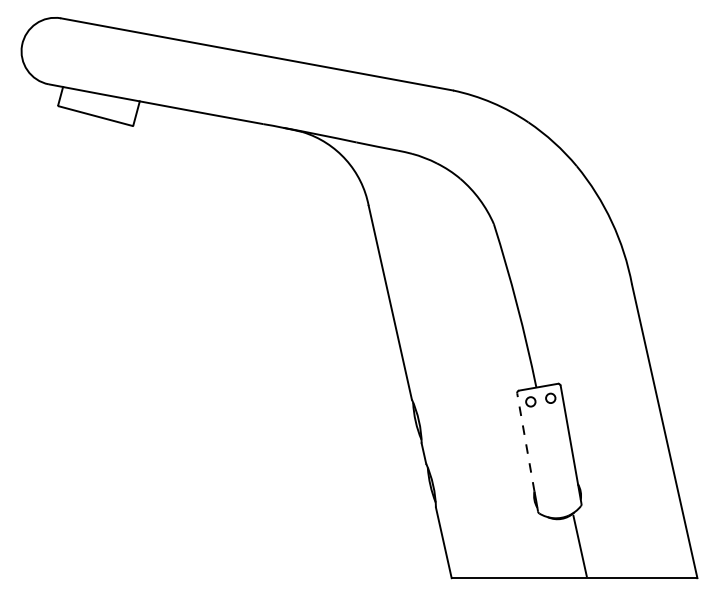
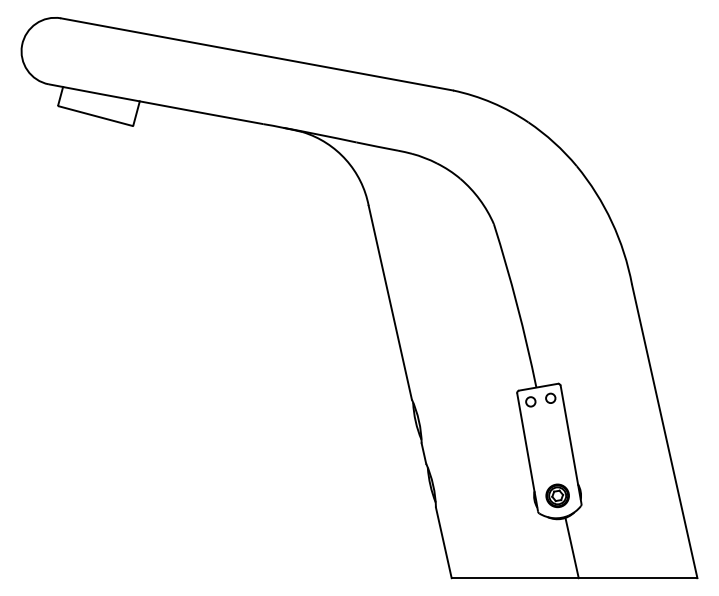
line: dashed -> solid (525, 442)
part: none -> present (557, 495)
line position: (579, 545) -> (571, 547) (571, 547)
